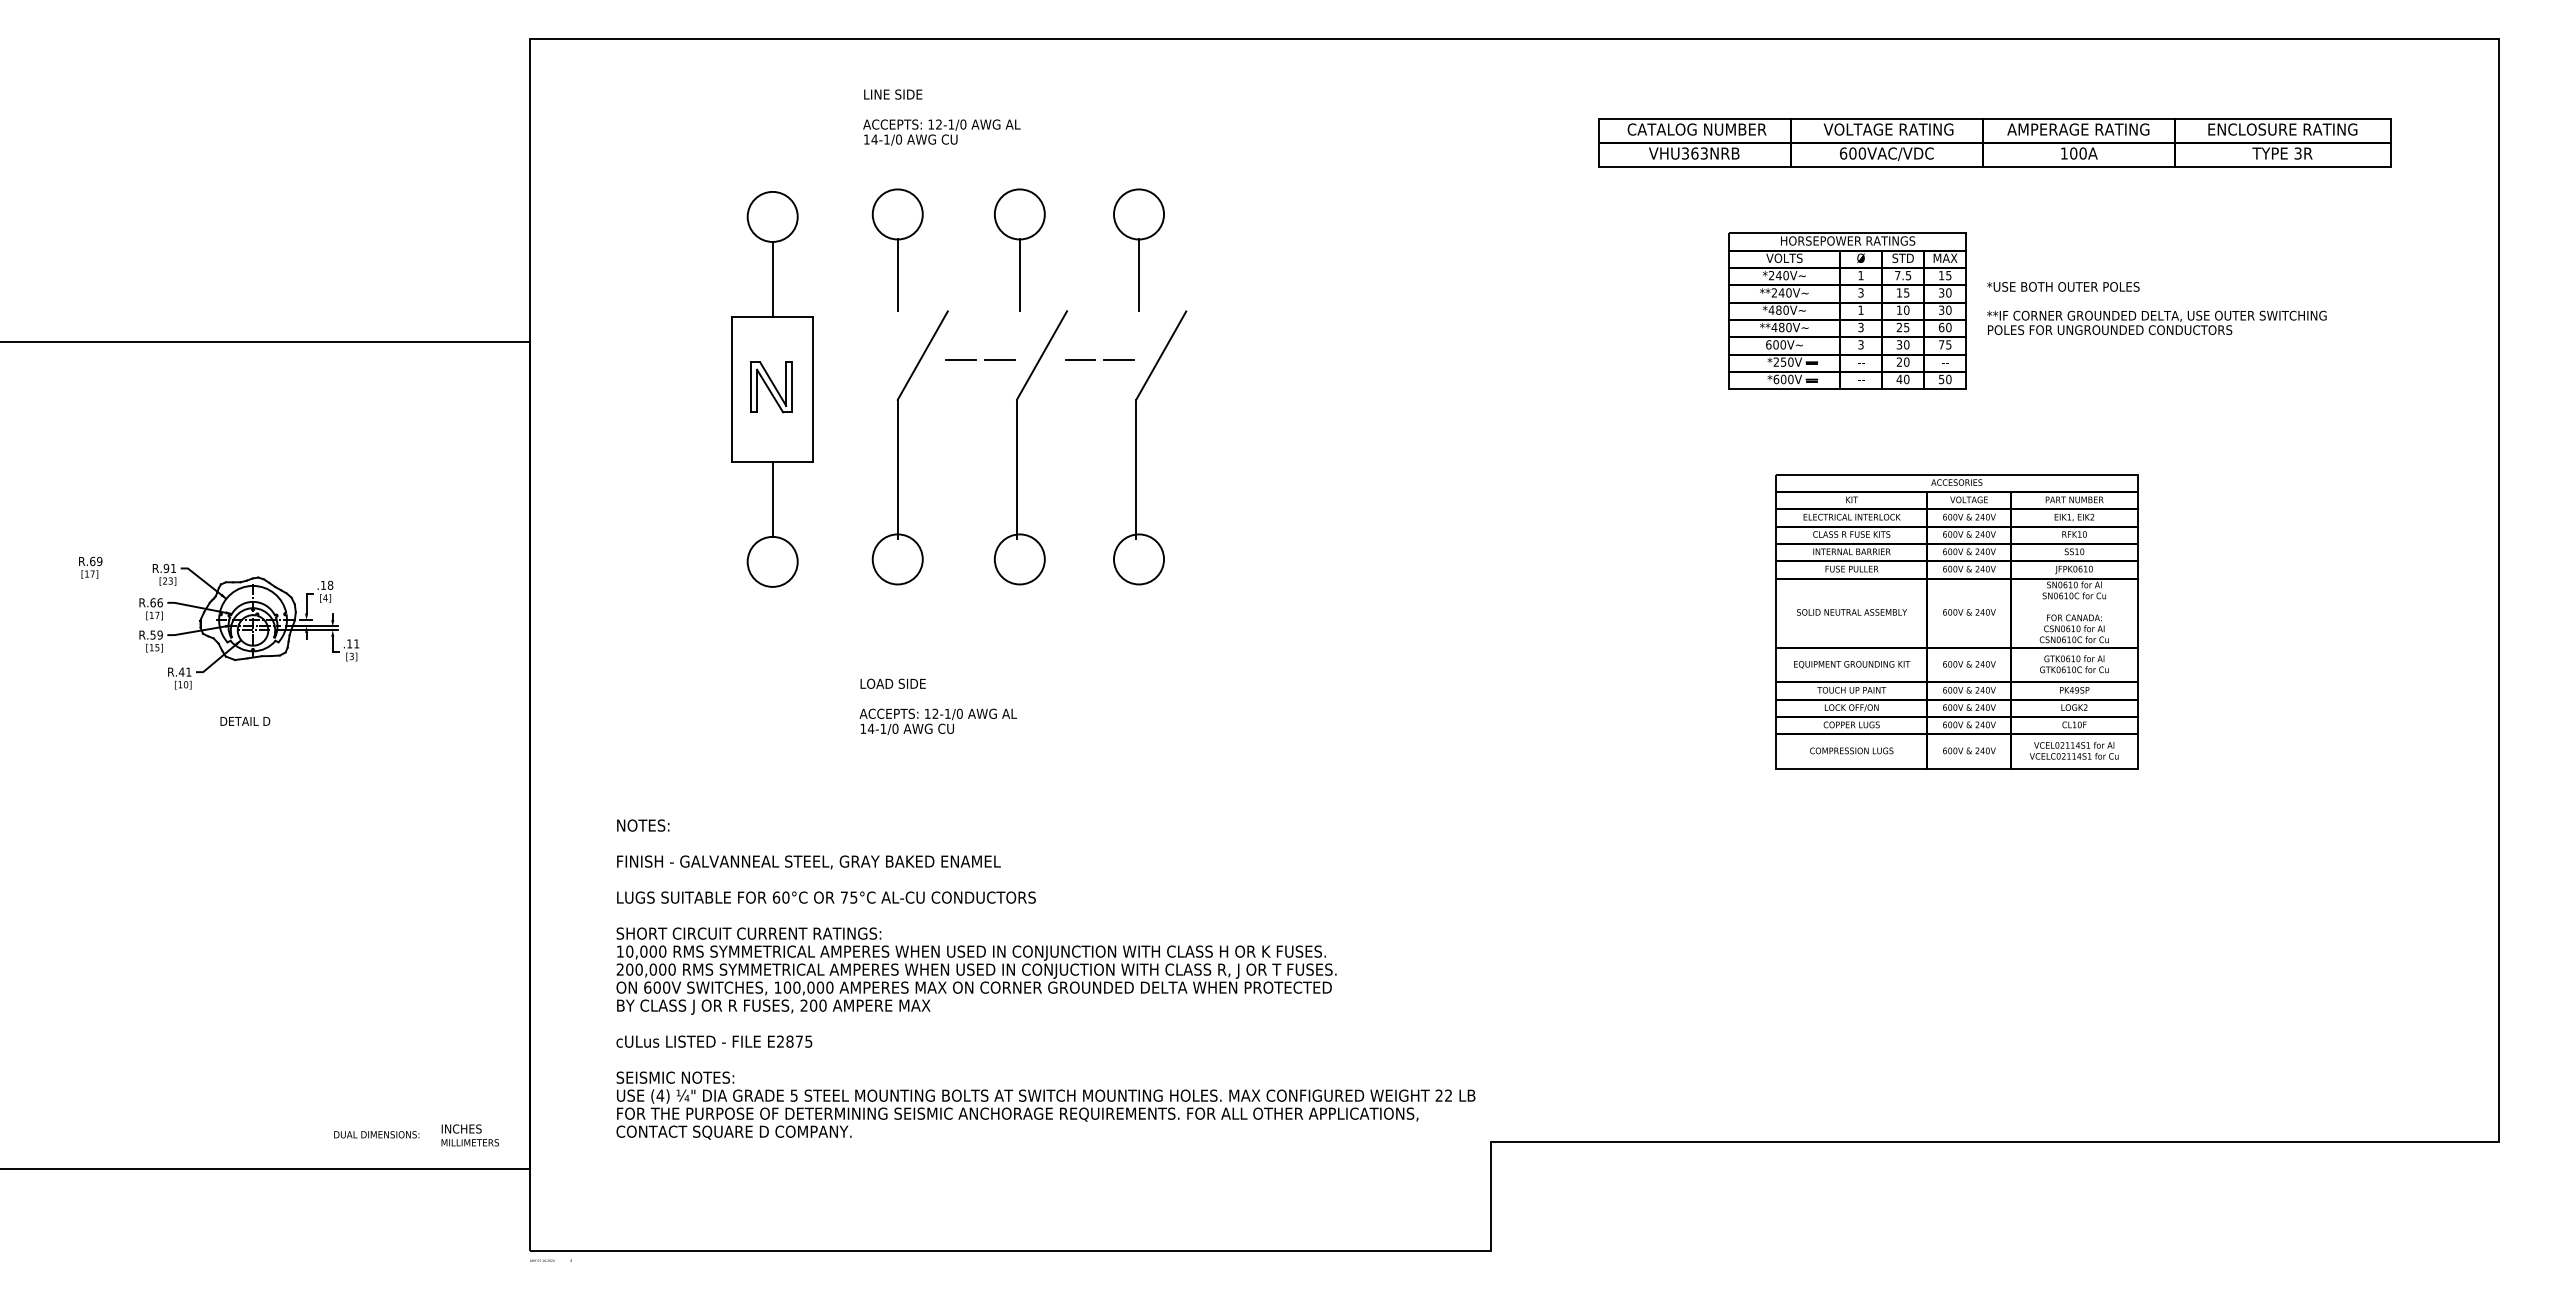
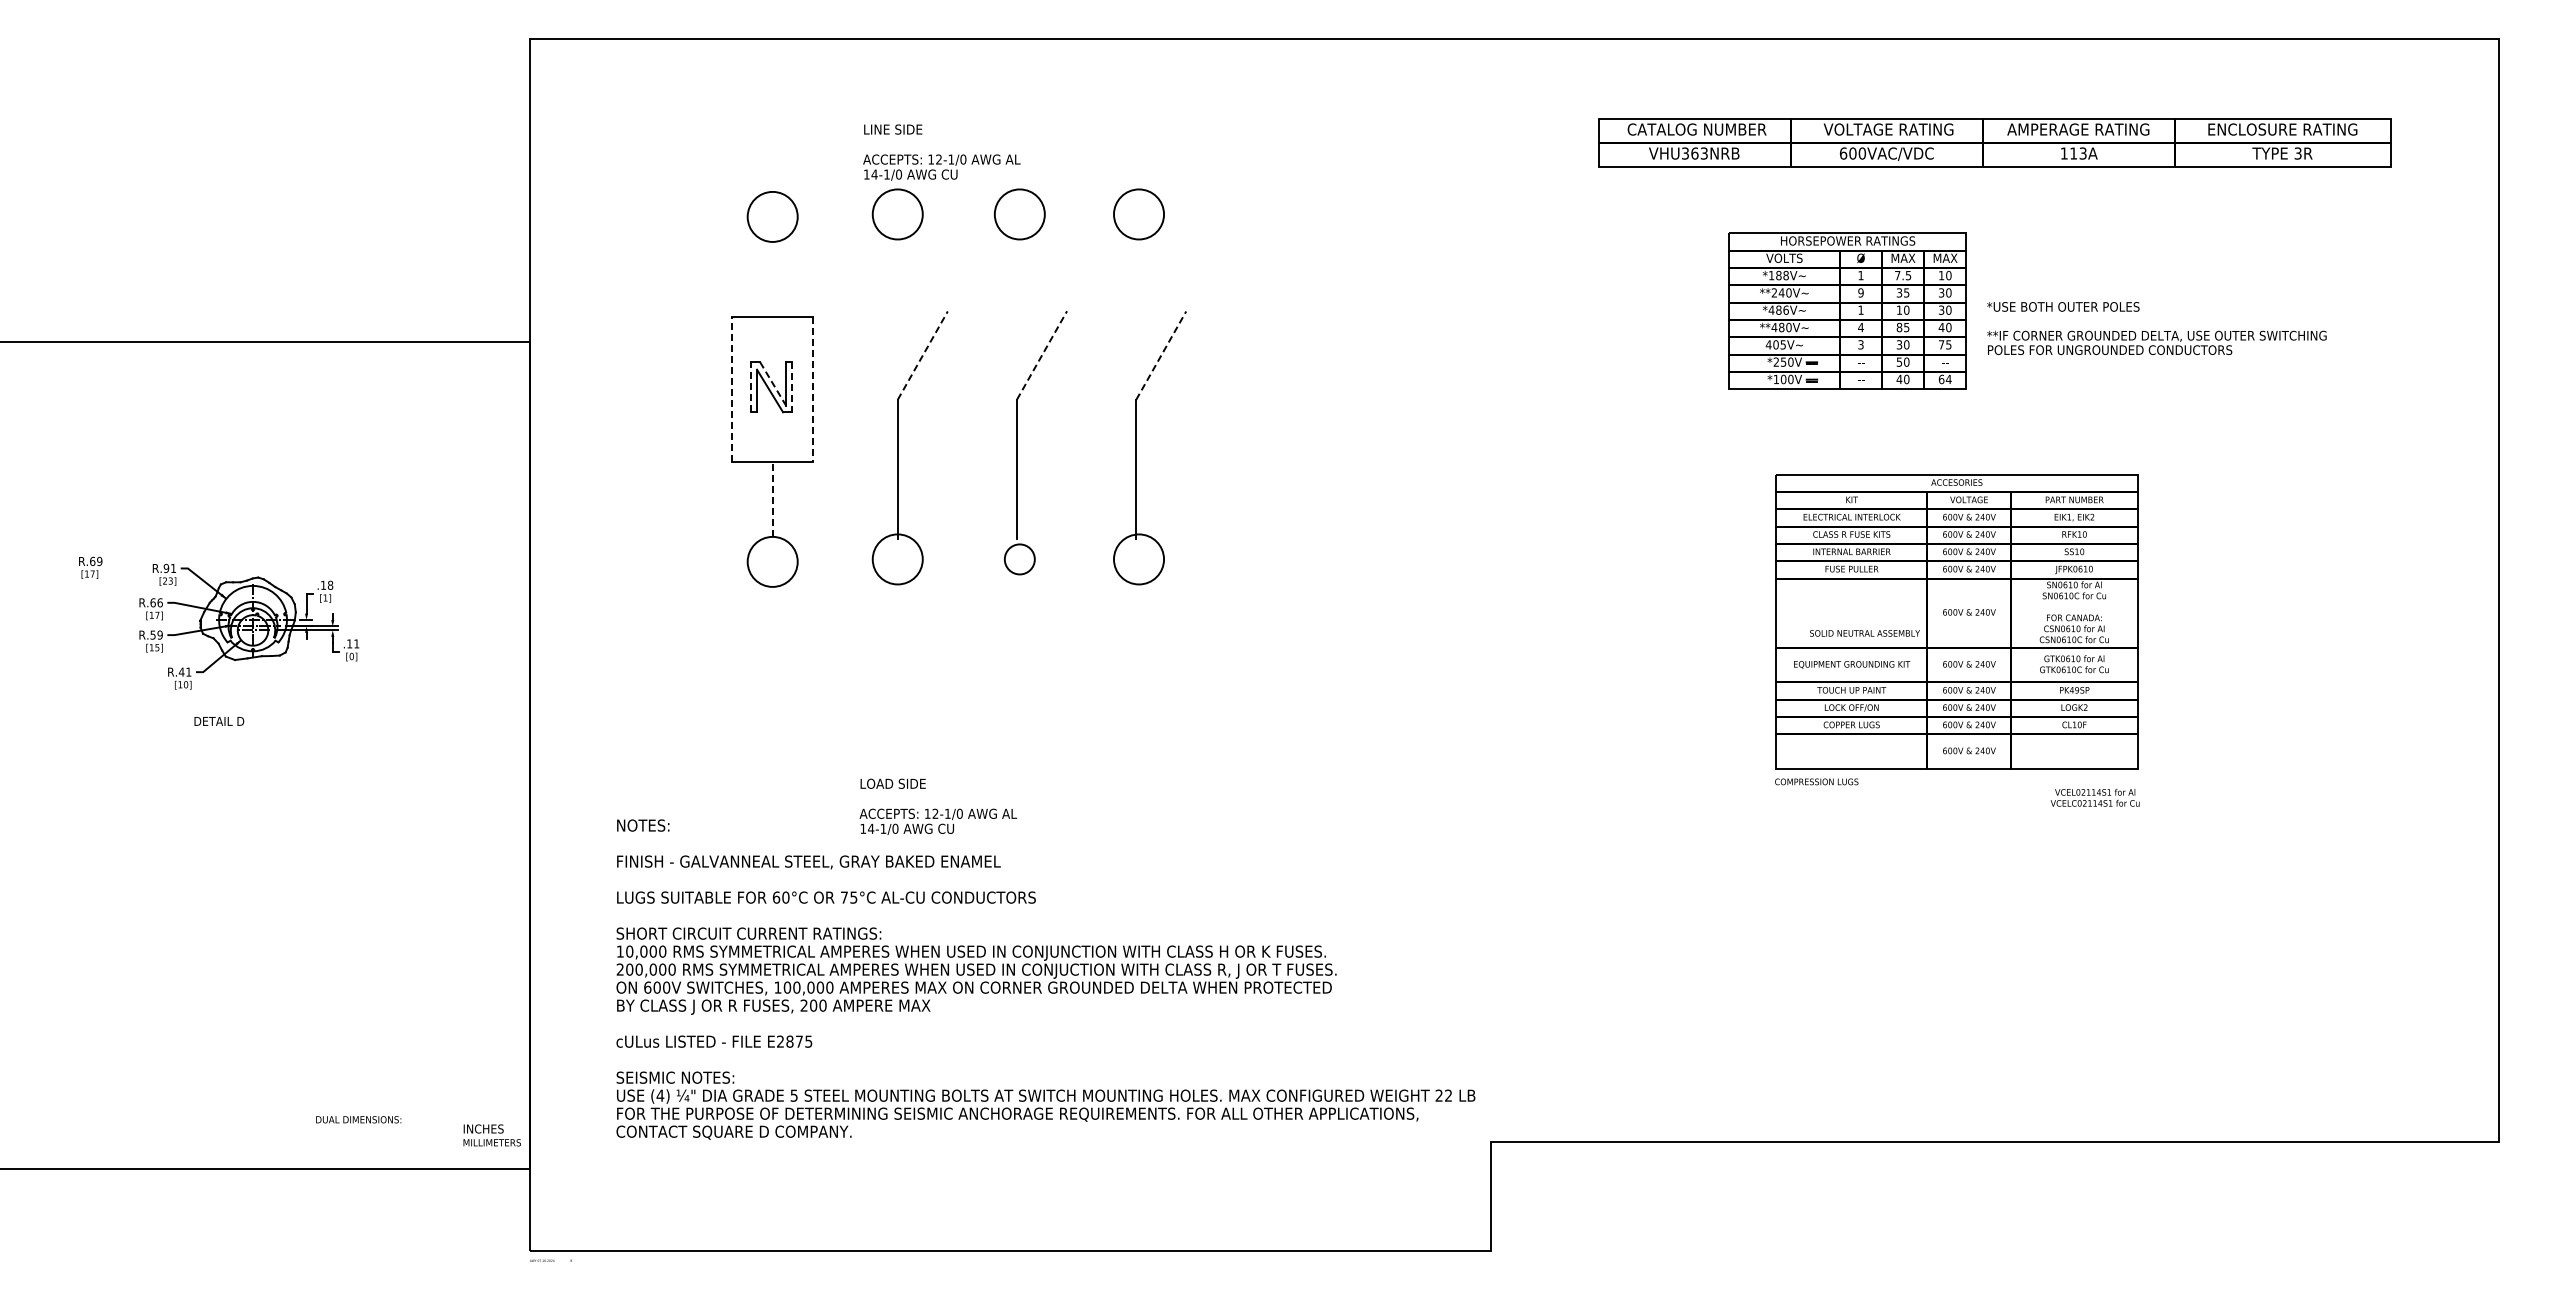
text position: (941, 117) -> (941, 152) (941, 152)
text: 100A -> 113A (2078, 153)
text: STD -> MAX (1903, 257)
line: present -> none (897, 275)
line: present -> none (1019, 275)
line: present -> none (1139, 275)
text: *240V~ -> *188V~ (1778, 275)
text: 15 -> 10 (1948, 275)
line: present -> none (772, 278)
text: 3 -> 9 (1860, 292)
text: 15 -> 35 (1899, 292)
text position: (2156, 308) -> (2156, 328) (2156, 328)
text: *480V~ -> *486V~ (1785, 309)
text: 3 -> 4 (1860, 327)
text: 25 -> 85 (1899, 327)
text: 60 -> 40 (1941, 327)
text: 600V~ -> 405V~ (1775, 344)
line: solid -> dashed (922, 355)
line: solid -> dashed (1042, 355)
line: solid -> dashed (1161, 355)
line: present -> none (961, 359)
line: present -> none (999, 359)
line: present -> none (1080, 359)
line: present -> none (1118, 359)
text: 20 -> 50 (1899, 361)
text: *600V -> *100V (1776, 379)
text: 50 -> 64 (1944, 379)
line: solid -> dashed (773, 384)
line: solid -> dashed (750, 386)
line: solid -> dashed (792, 387)
line: solid -> dashed (732, 388)
line: solid -> dashed (812, 389)
line: solid -> dashed (772, 499)
circle diameter: 50 px -> 30 px (1019, 559)
text: [4] -> [1] (325, 597)
text position: (1851, 612) -> (1864, 633) (1864, 633)
text: [3] -> [0] (351, 656)
text position: (938, 706) -> (938, 806) (938, 806)
text position: (245, 721) -> (219, 721) (219, 721)
text position: (1851, 750) -> (1816, 781) (1816, 781)
text position: (2073, 750) -> (2094, 797) (2094, 797)
text position: (376, 1134) -> (358, 1119) (358, 1119)
text position: (469, 1135) -> (491, 1135) (491, 1135)
